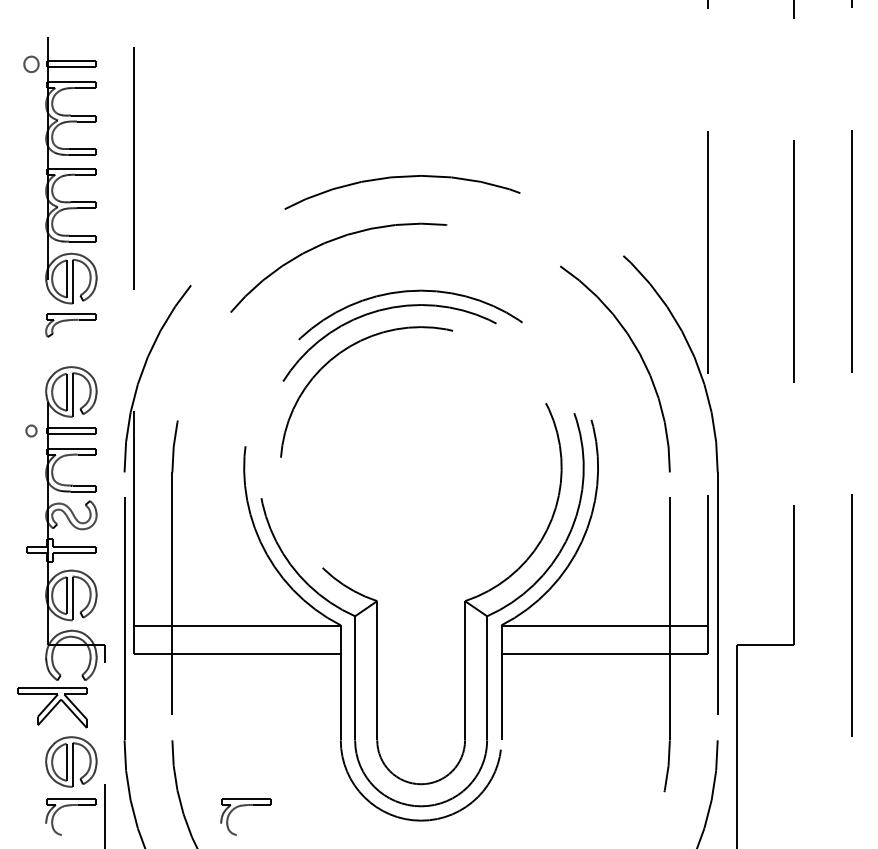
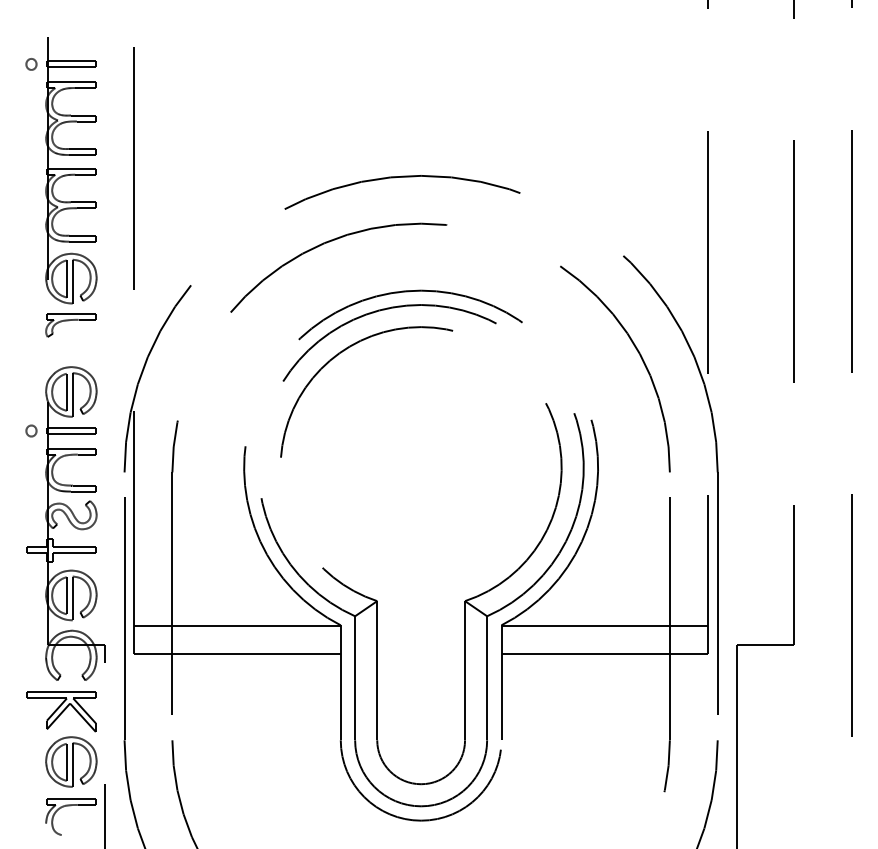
part size: 17x18 px -> 13x13 px (31, 64)
part position: (52, 707) -> (61, 711) (61, 711)
part: present -> none (245, 806)
